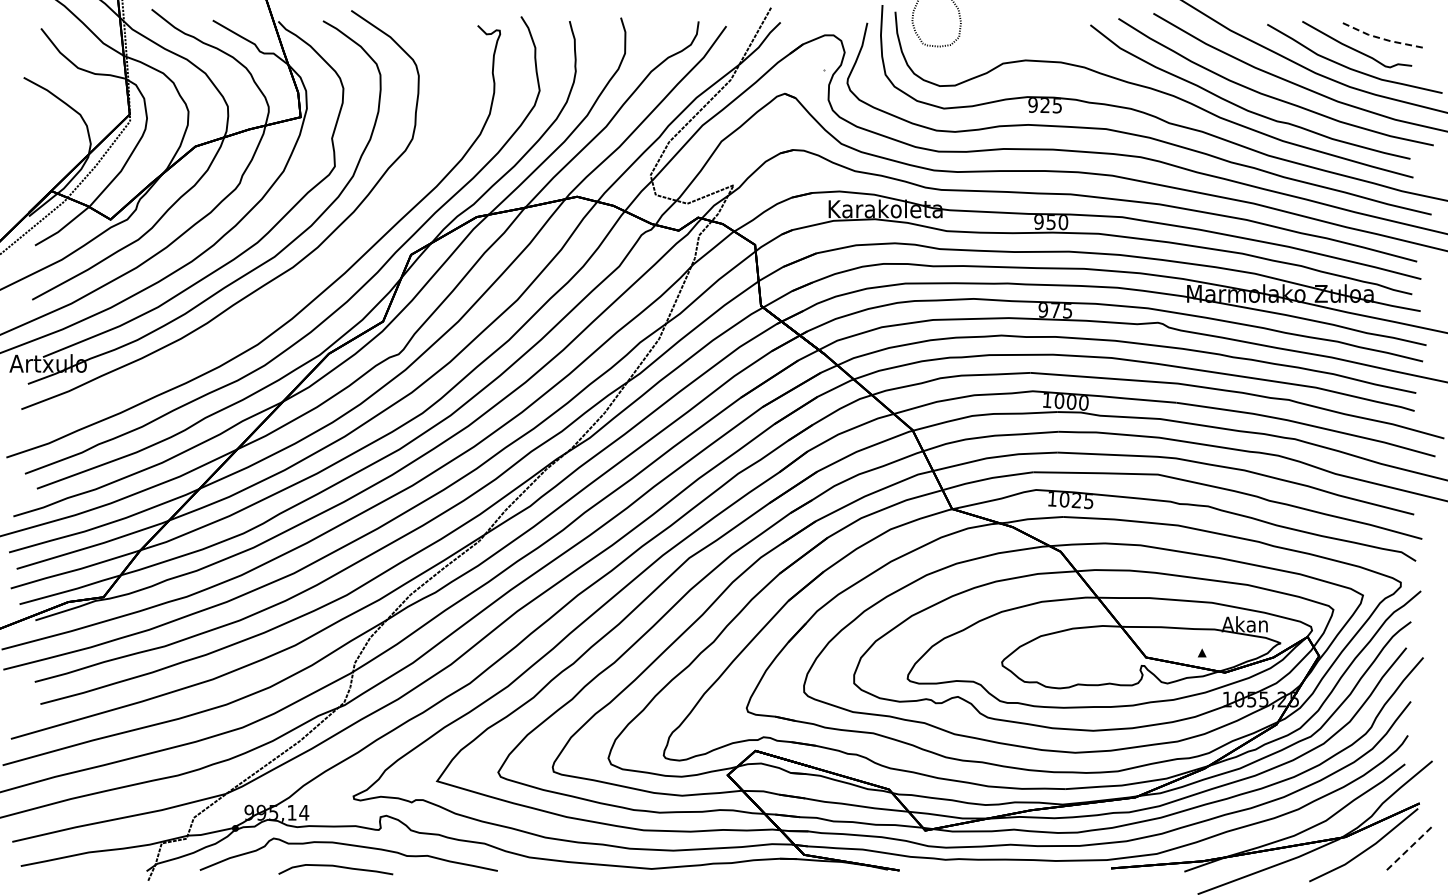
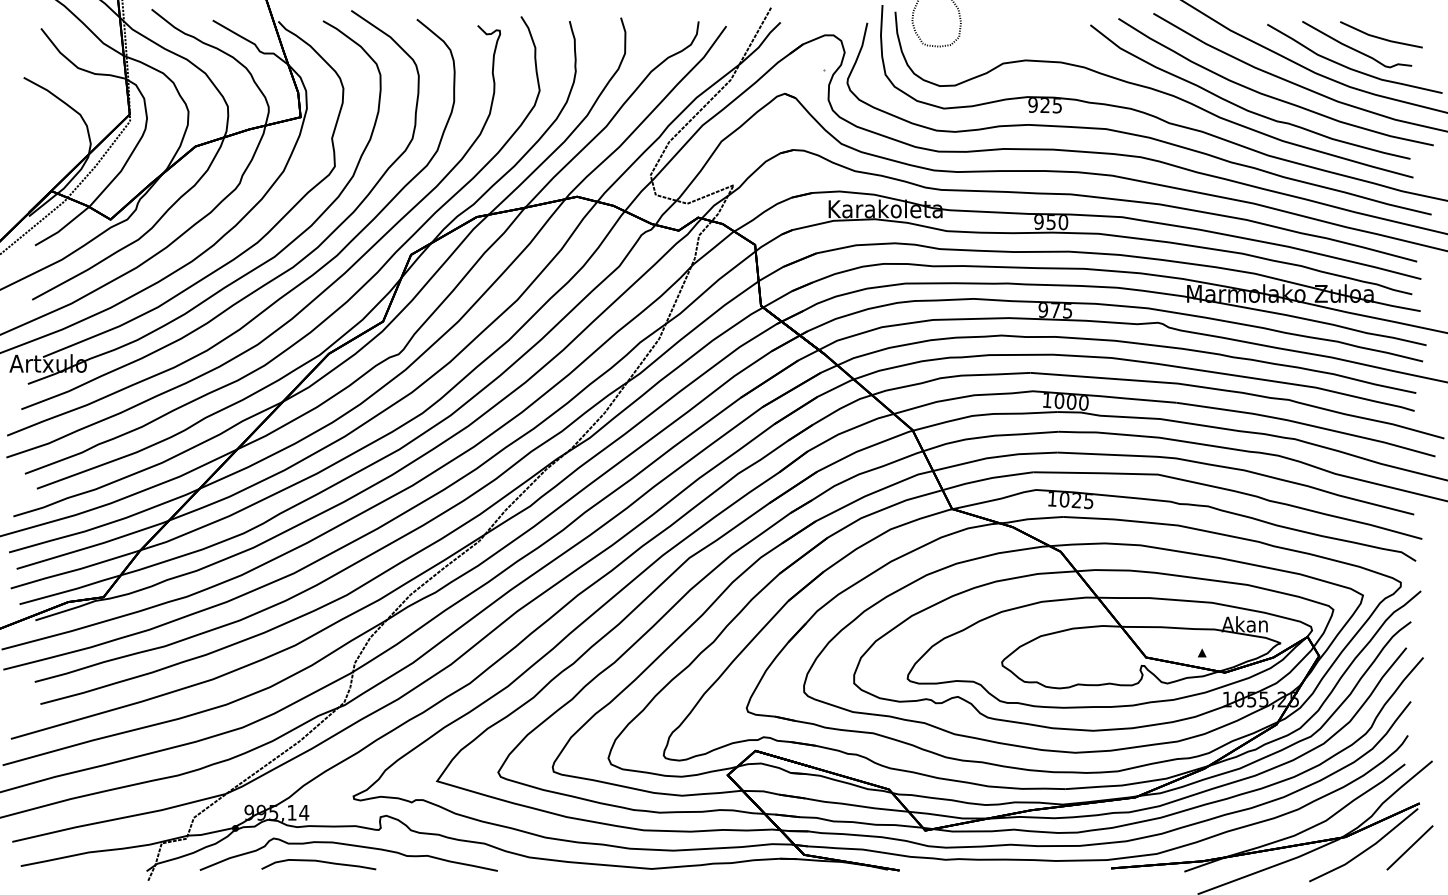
line: dashed -> solid (1380, 38)
curve: none -> present (279, 297)
line: dashed -> solid (1410, 847)
curve position: (336, 867) -> (319, 862) (319, 862)
